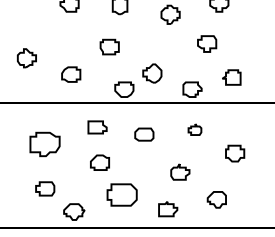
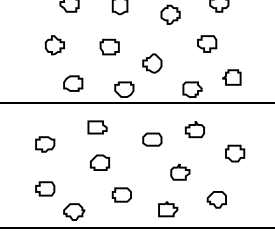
part position: (26, 58) -> (54, 45) (54, 45)
part position: (152, 73) -> (152, 63) (152, 63)
part position: (71, 74) -> (73, 83) (73, 83)
part size: 16x13 px -> 20x18 px (194, 129)
part position: (144, 134) -> (152, 139) (152, 139)
part size: 32x27 px -> 21x17 px (45, 144)
part size: 32x24 px -> 21x16 px (121, 194)
